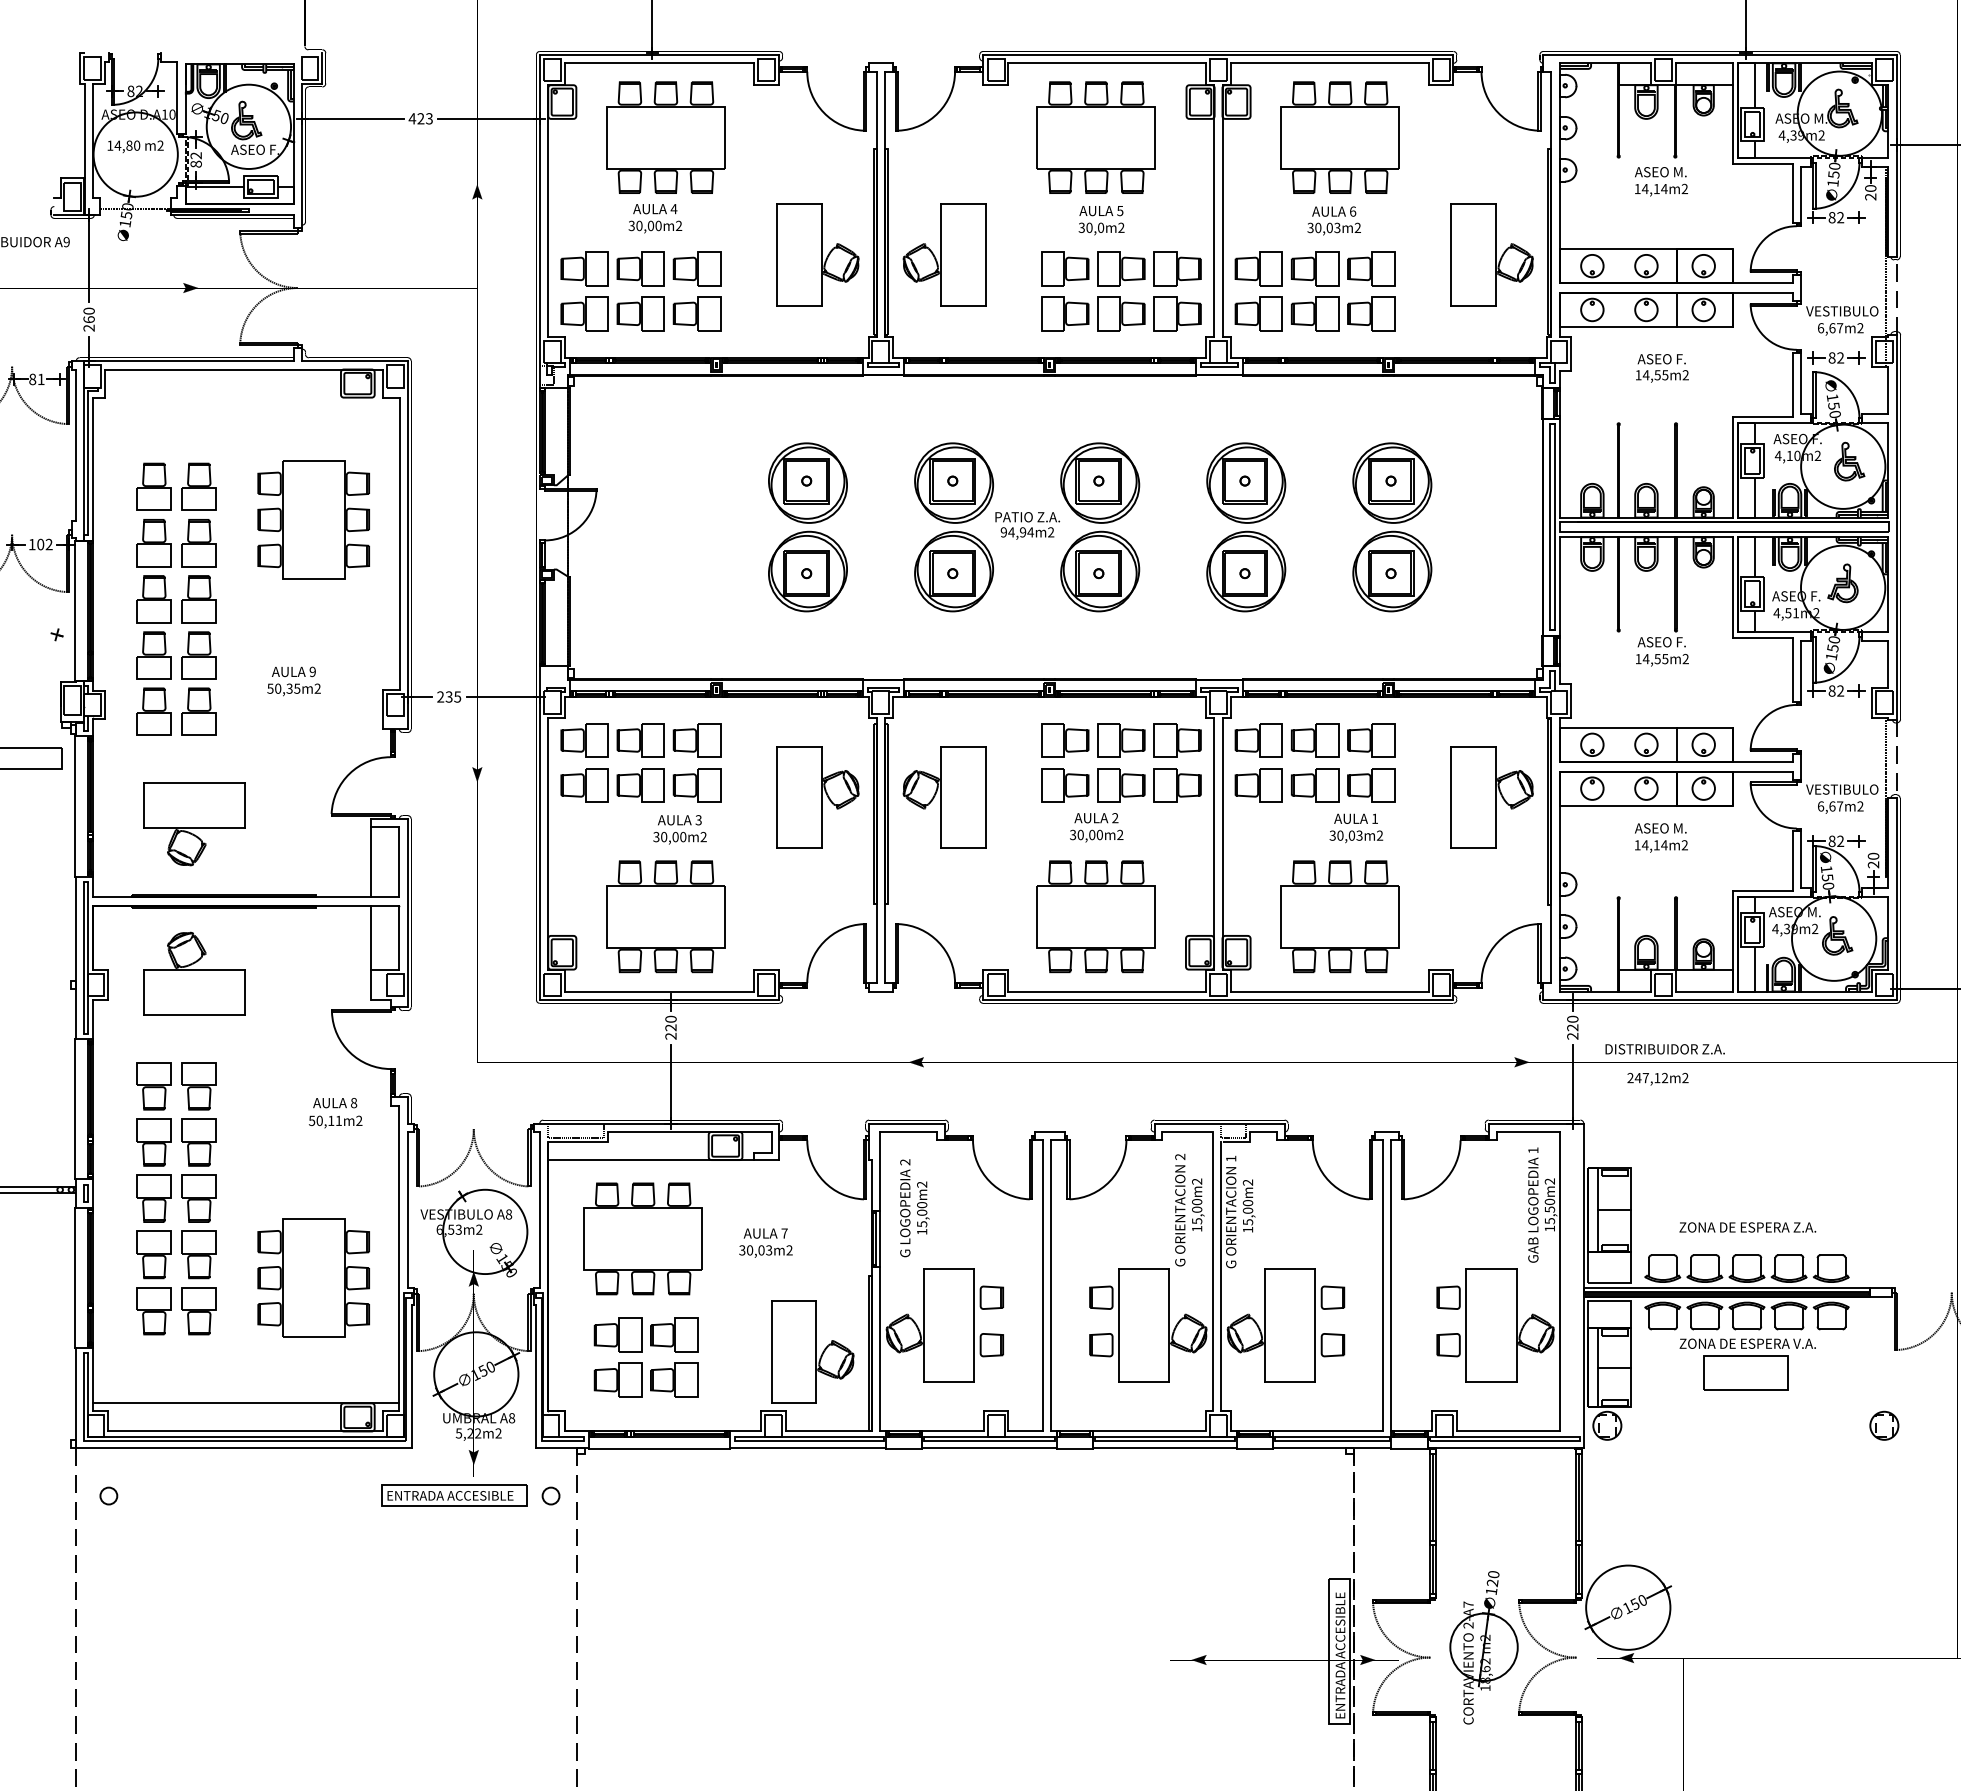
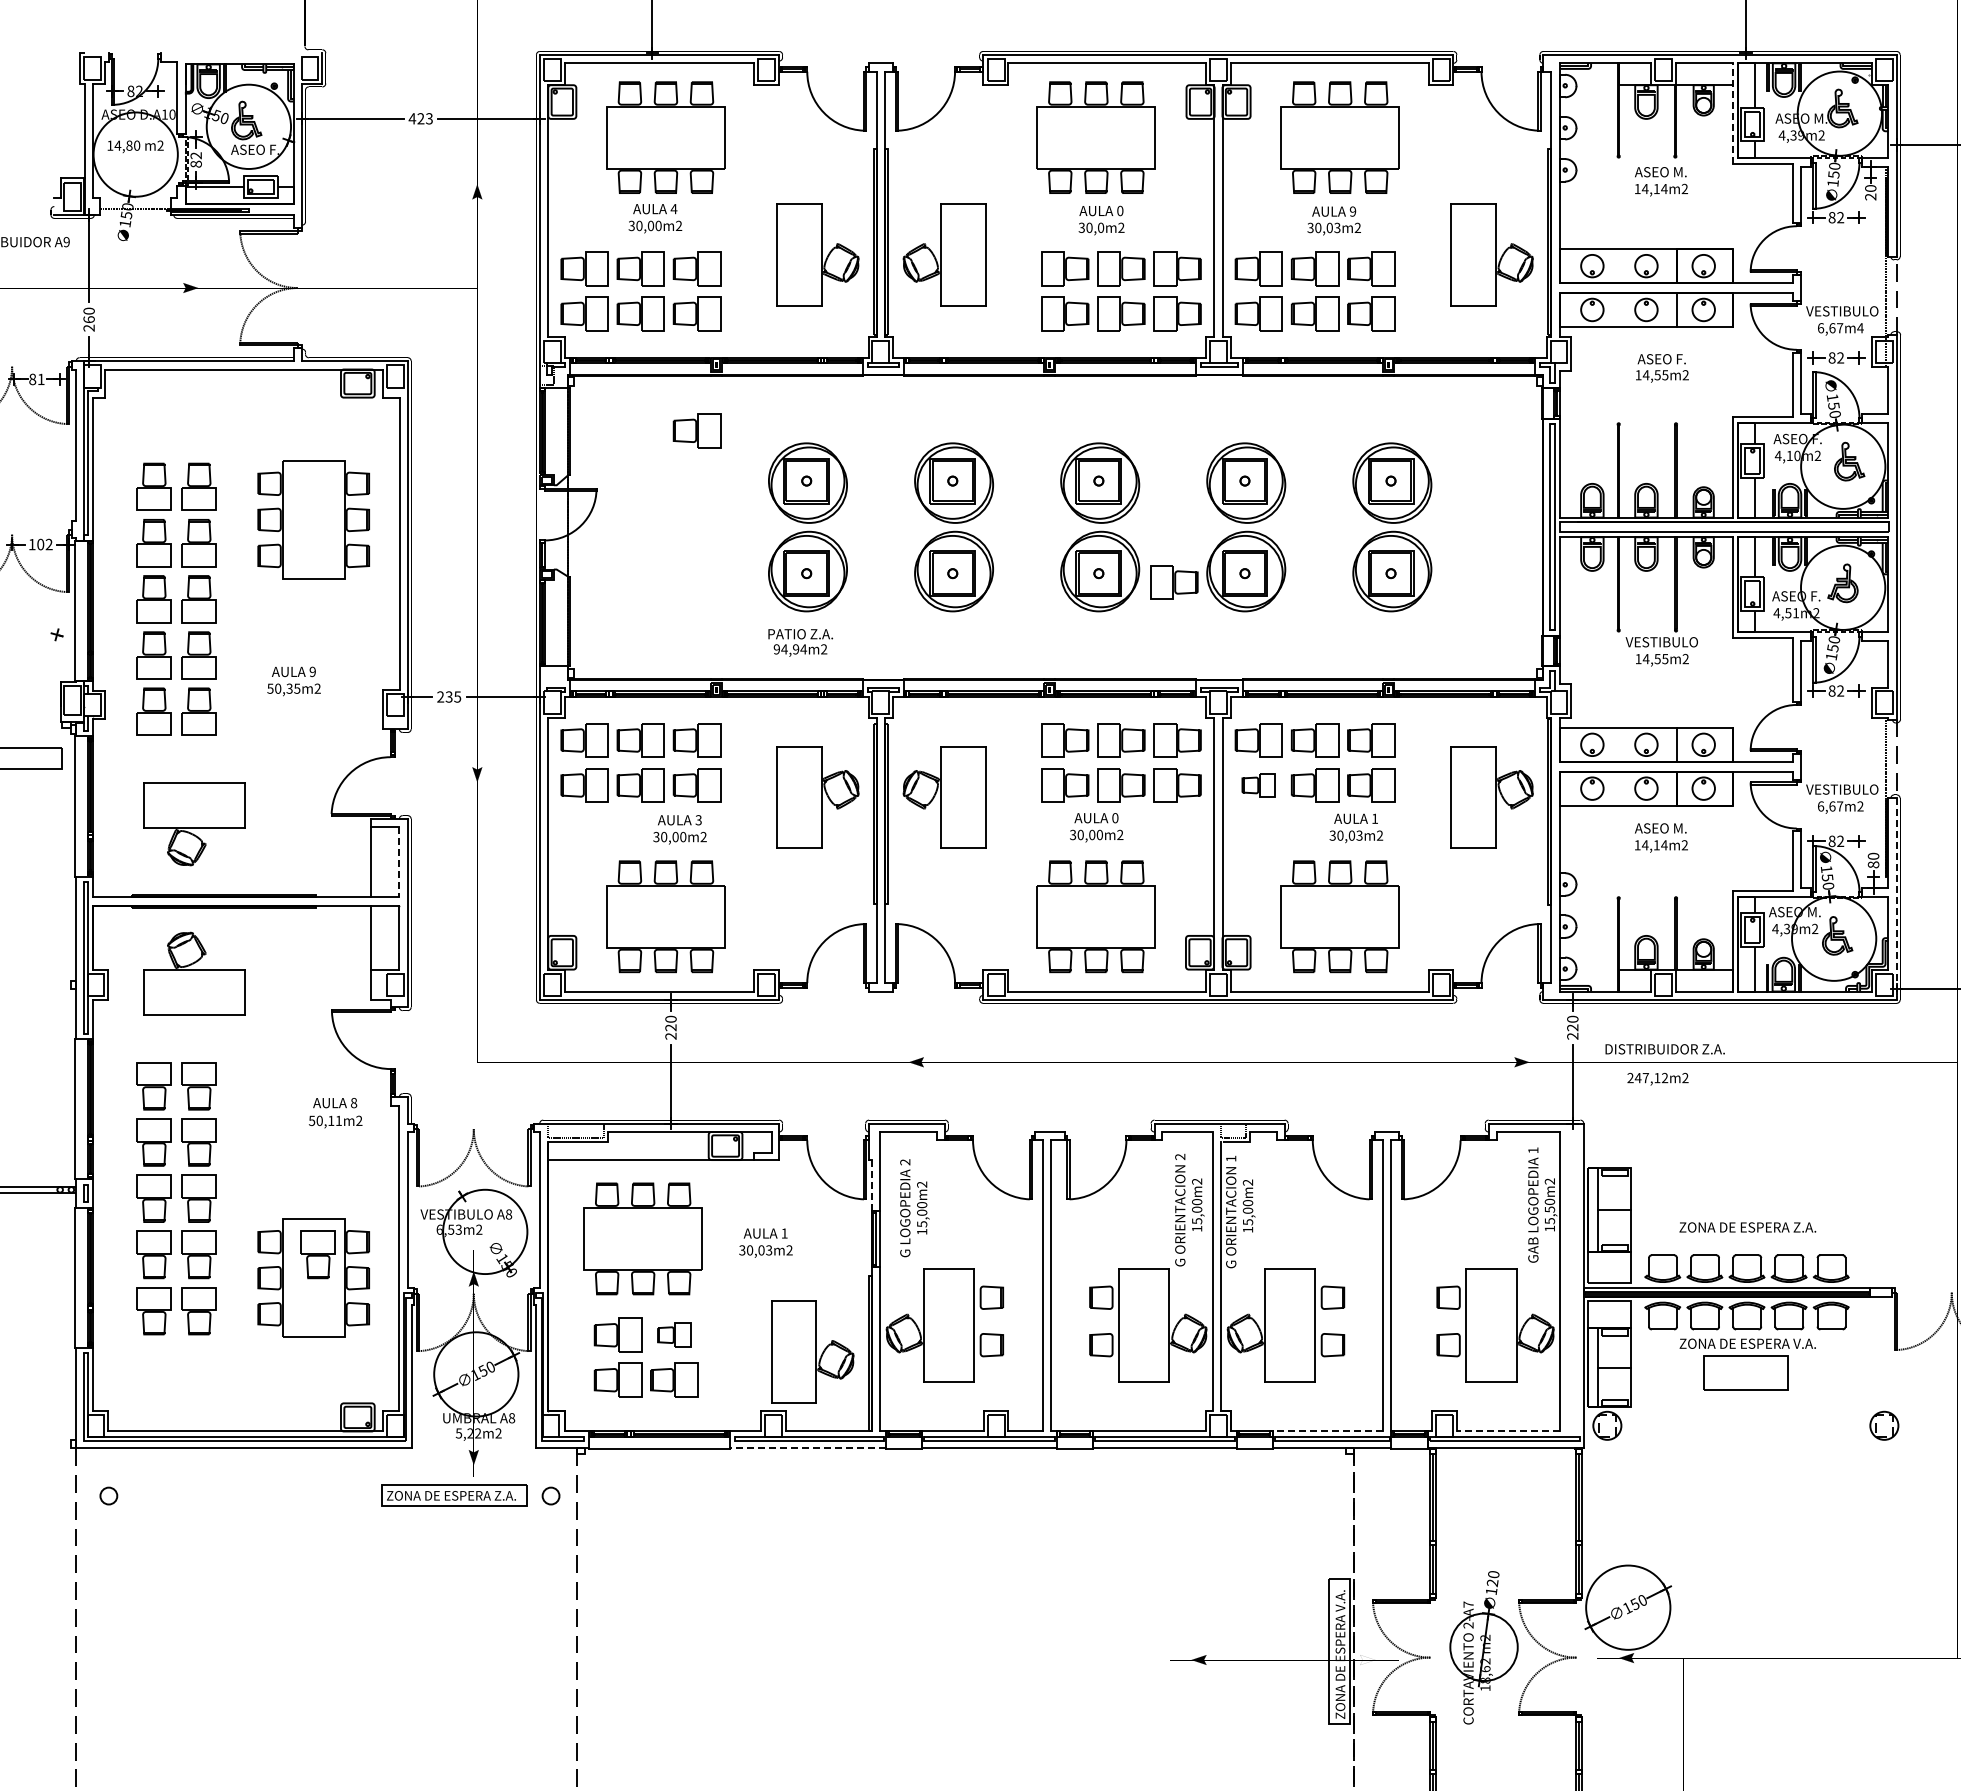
line: solid -> dashed (1732, 113)
text: 5 -> 0 (1120, 210)
text: 6 -> 9 (1352, 211)
text: 6,67m2 -> 6,67m4 (1860, 328)
part: none -> present (696, 430)
text position: (1027, 525) -> (800, 642) (800, 642)
part: none -> present (1174, 582)
text: ASEO F. -> VESTIBULO (1661, 642)
part size: 49x35 px -> 35x25 px (1258, 785)
text: 2 -> 0 (1115, 818)
line: solid -> dashed (399, 862)
text: 20 -> 80 (1873, 864)
line: solid -> dashed (1896, 899)
line: solid -> dashed (871, 1185)
text: 7 -> 1 (784, 1233)
part: none -> present (317, 1254)
part size: 49x36 px -> 35x26 px (674, 1334)
line: present -> none (246, 1403)
line: solid -> dashed (1328, 1431)
line: solid -> dashed (1508, 1431)
line: solid -> dashed (807, 1448)
text: ENTRADA ACCESIBLE -> ZONA DE ESPERA Z.A. (451, 1495)
text: ENTRADA ACCESIBLE -> ZONA DE ESPERA V.A. (1340, 1654)
fill: present -> none (1367, 1659)
